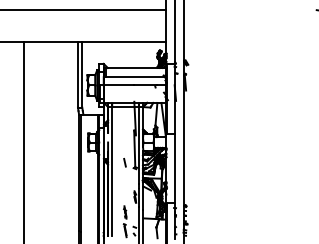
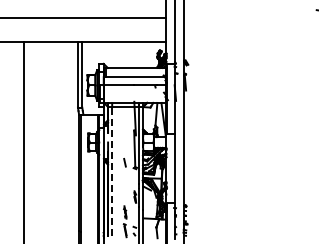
line position: (84, 9) -> (84, 17) (84, 17)
line: solid -> dashed (112, 169)
